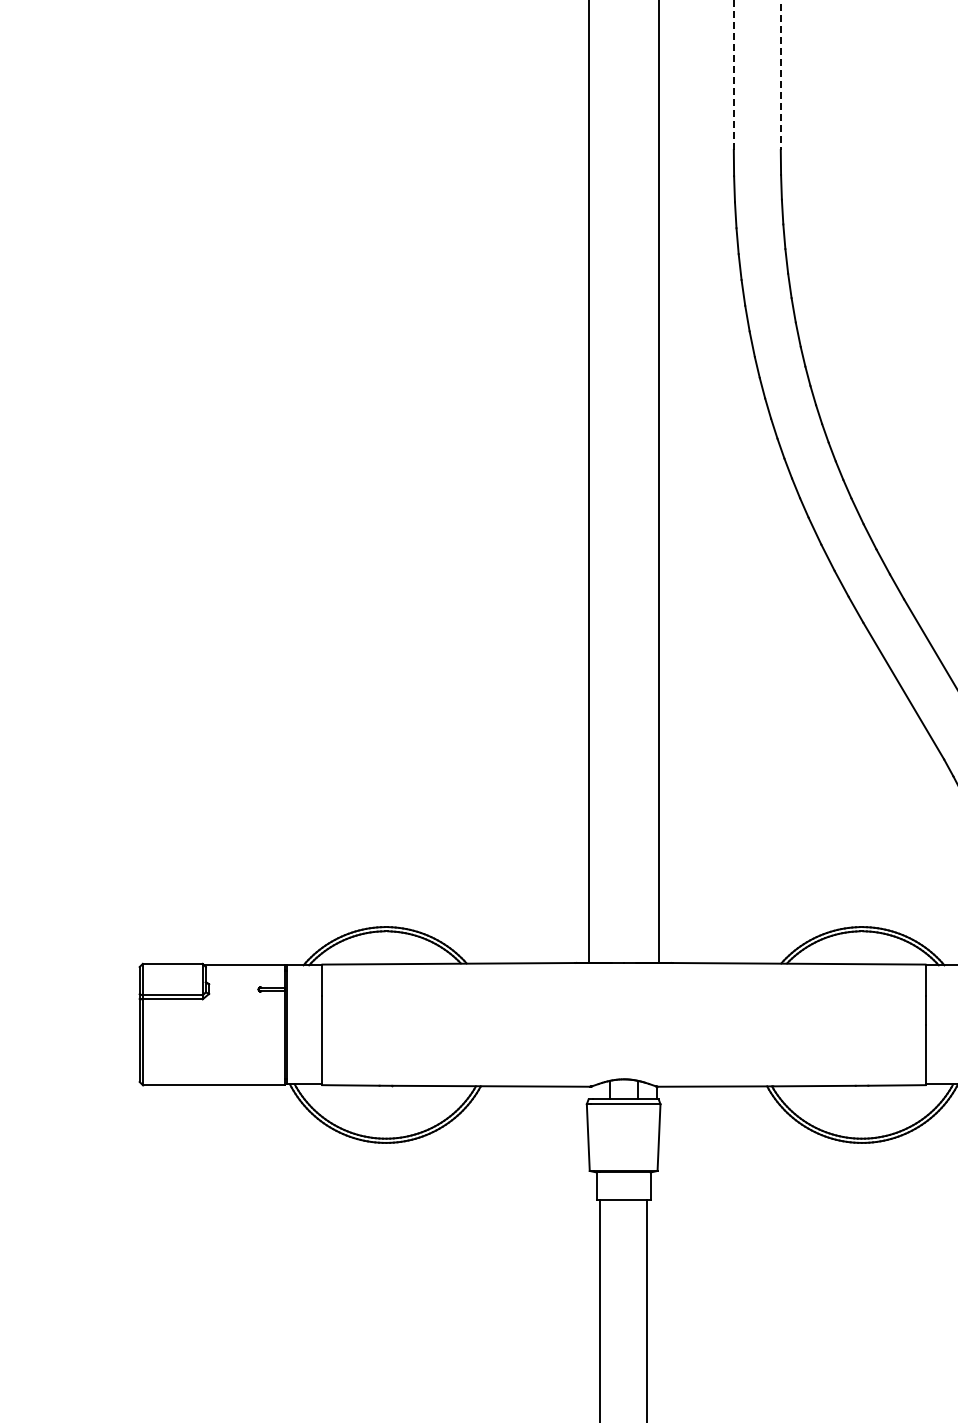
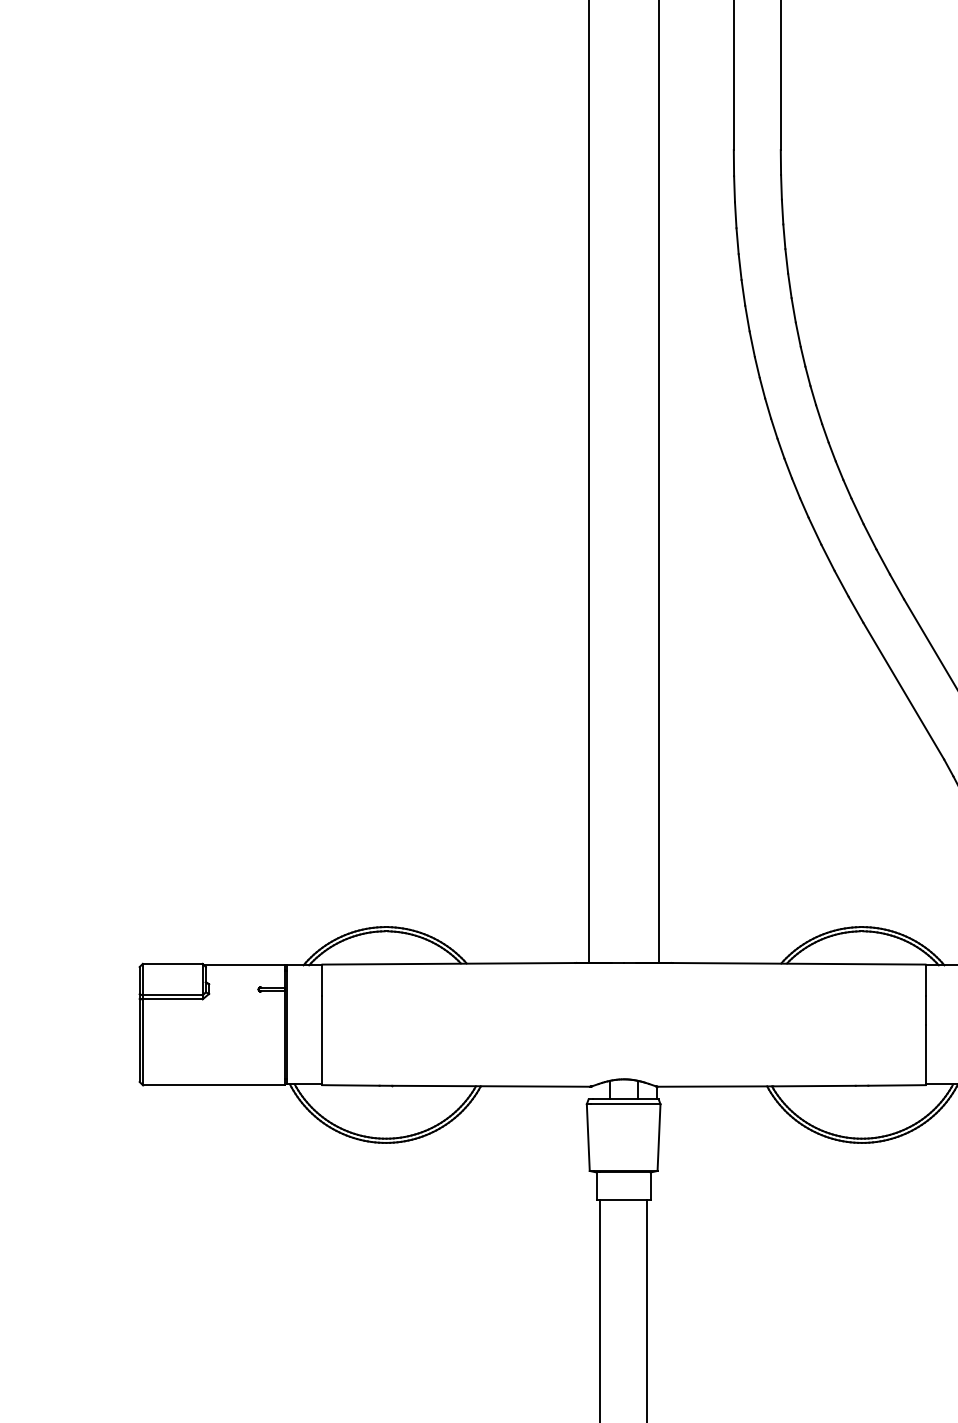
line: dashed -> solid (733, 75)
line: dashed -> solid (780, 75)
